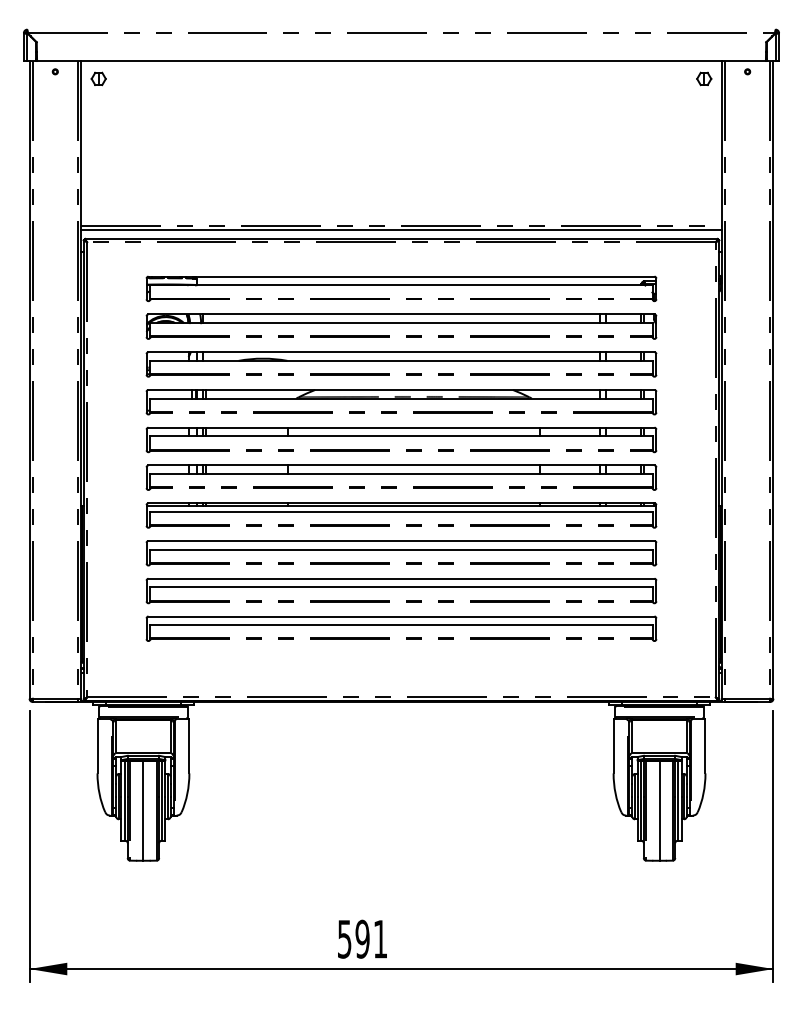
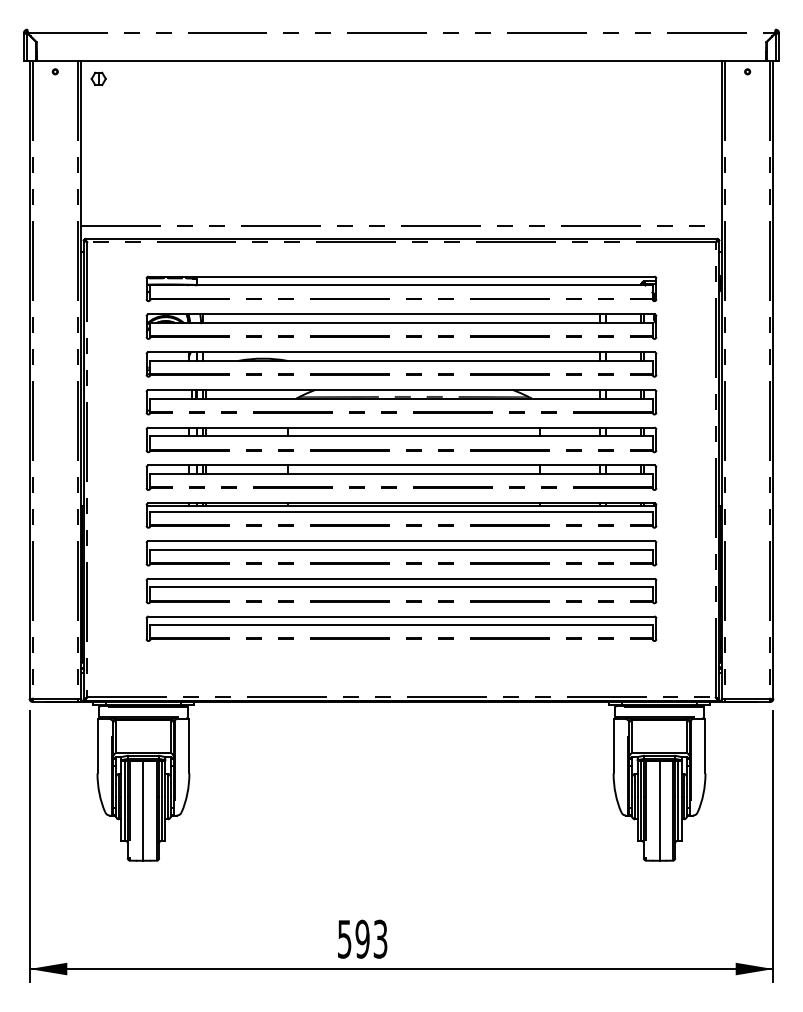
part: present -> none (704, 78)
line: present -> none (401, 230)
text: 591 -> 593 (380, 938)
